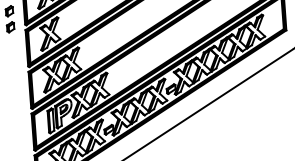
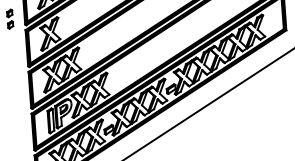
part size: 12x29 px -> 9x22 px (10, 18)
